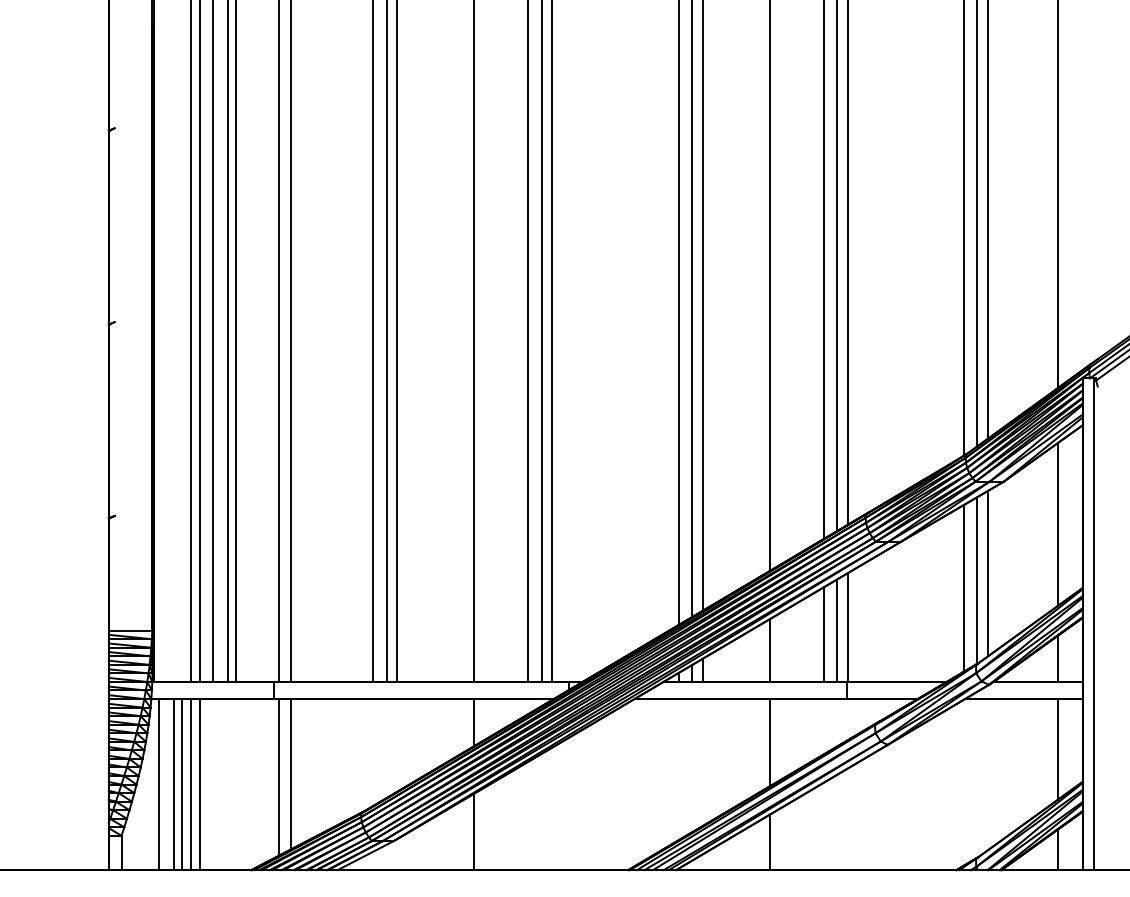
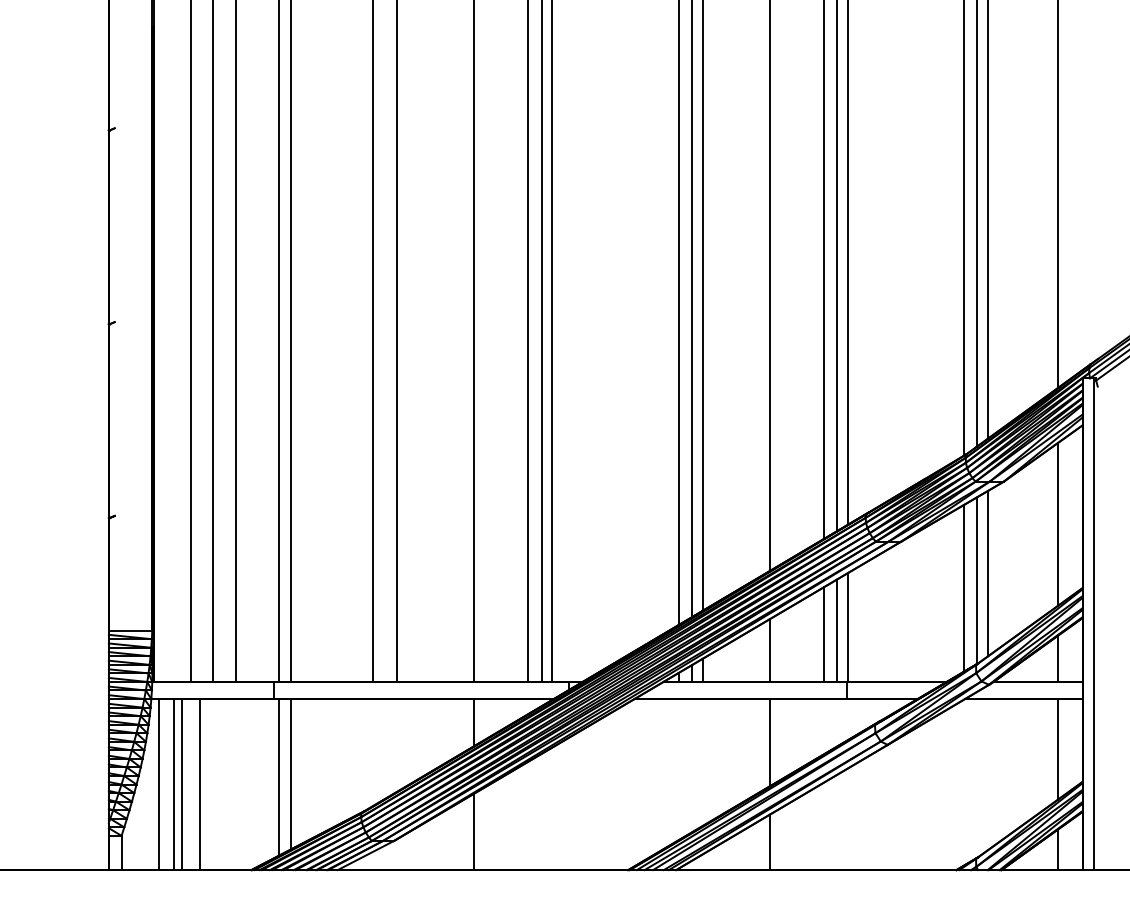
line: present -> none (199, 341)
line: present -> none (227, 341)
line: present -> none (387, 341)
line: present -> none (191, 784)
